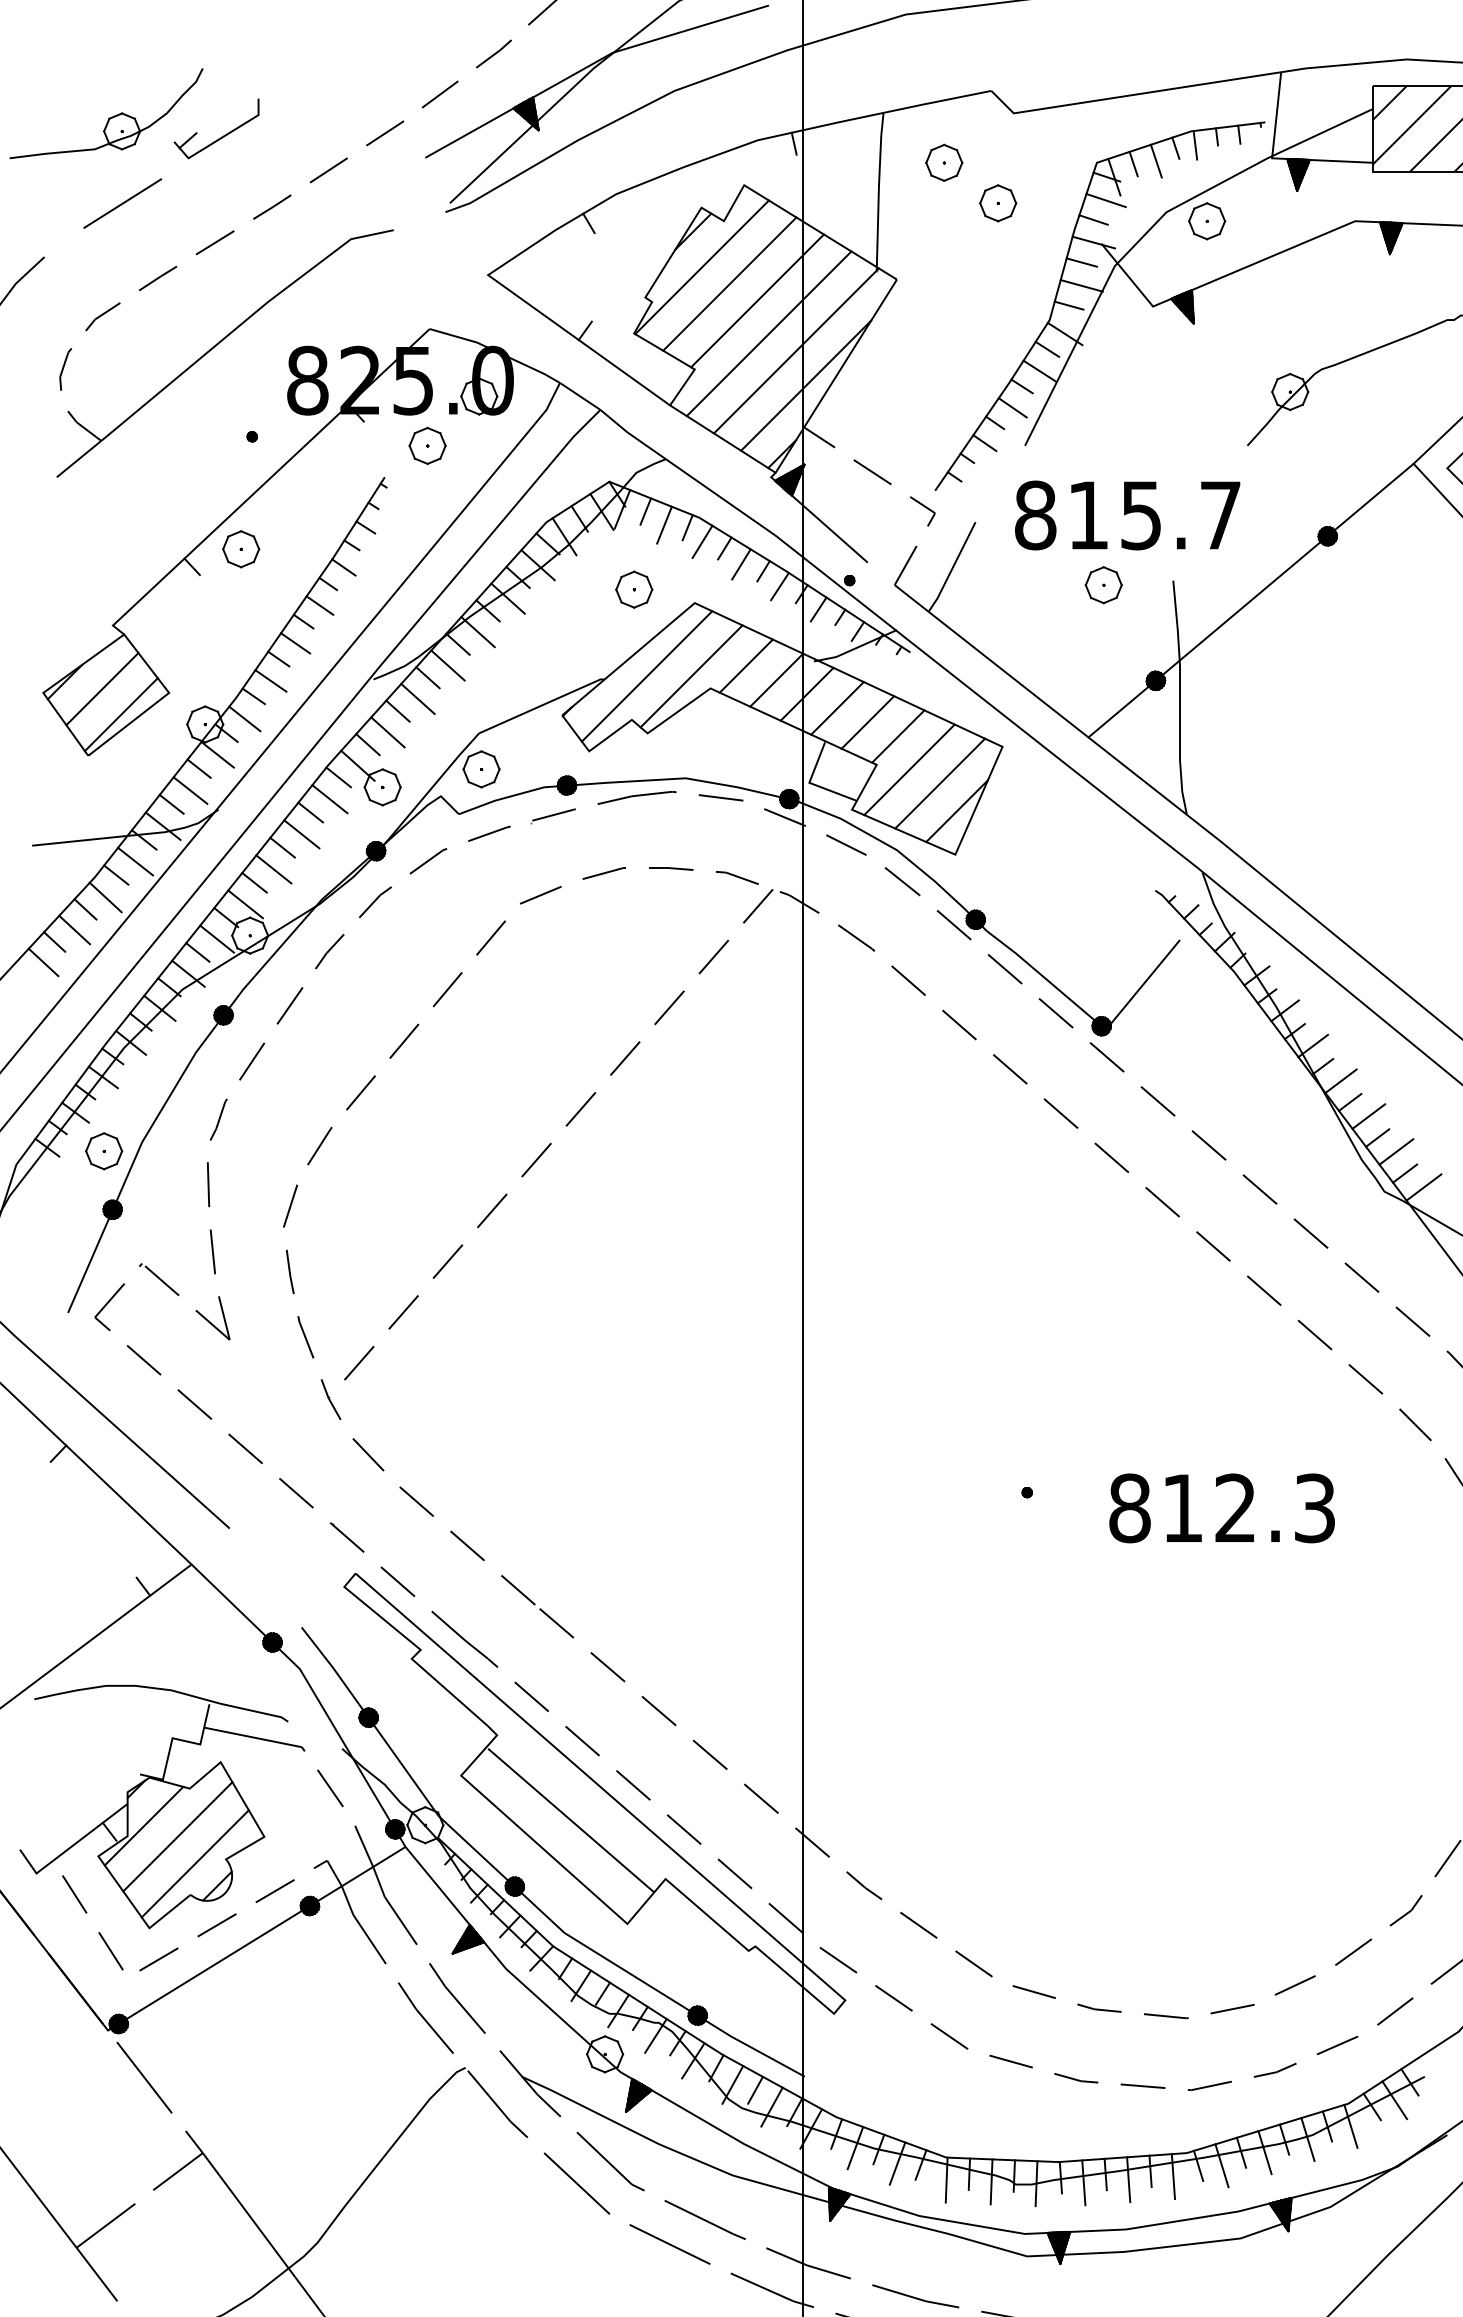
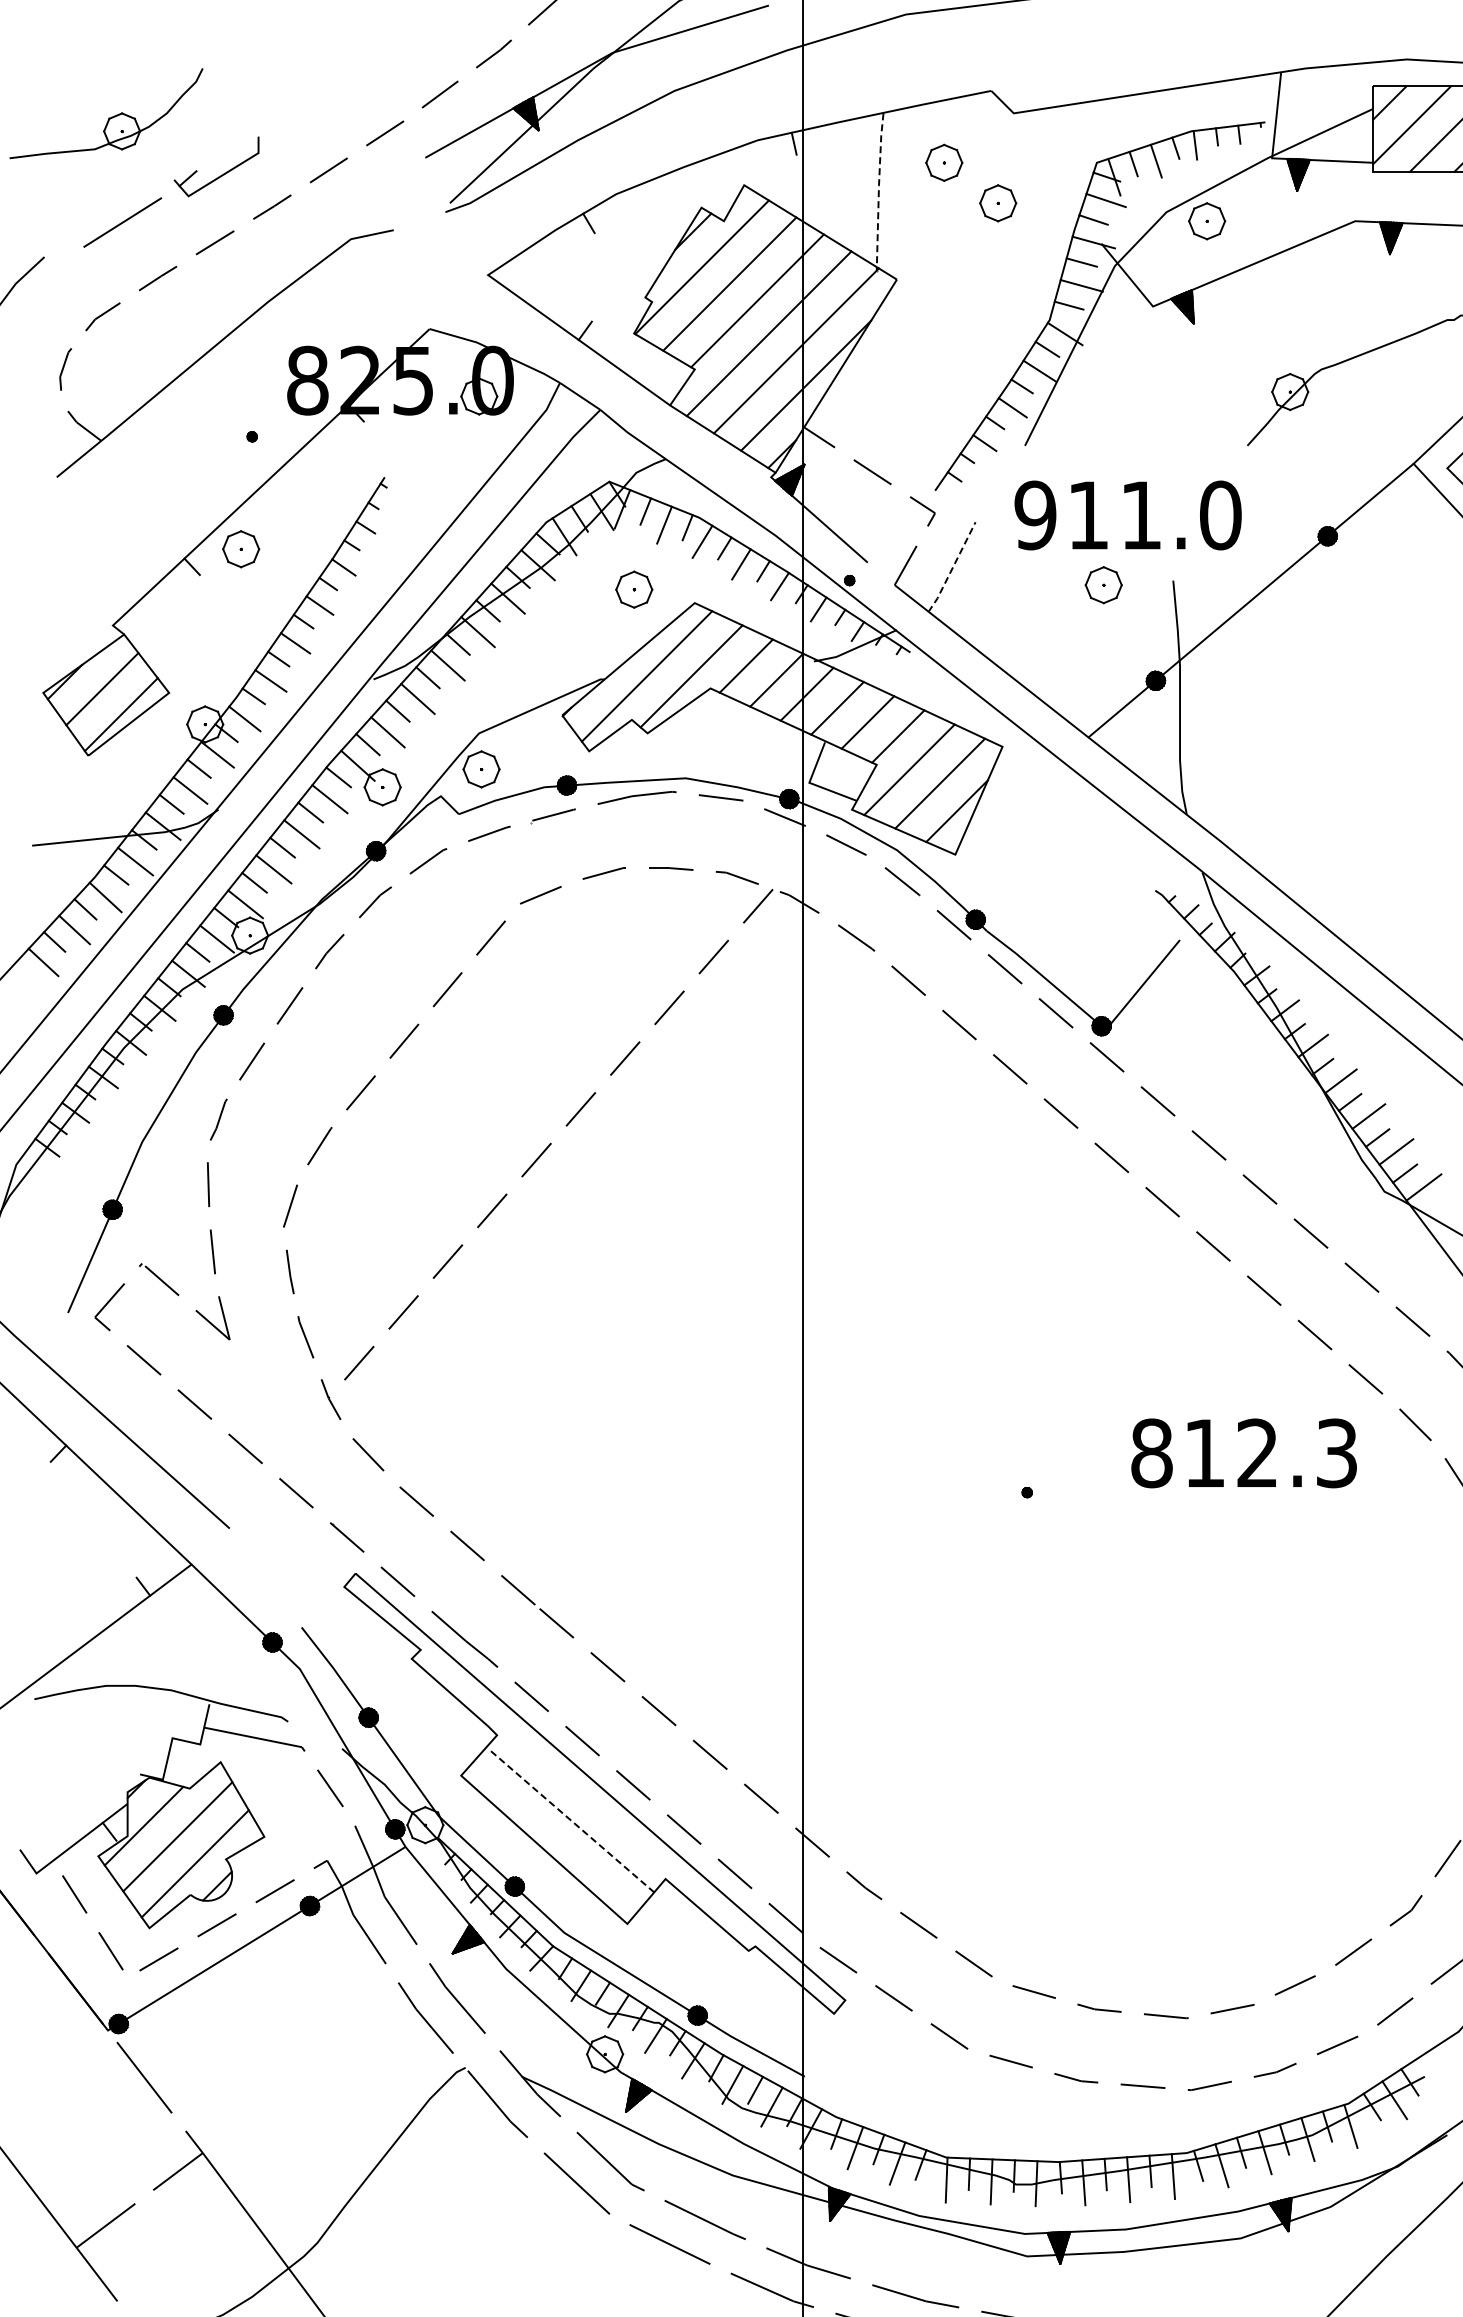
part position: (221, 136) -> (221, 174) (221, 174)
line: solid -> dashed (878, 191)
line position: (122, 203) -> (122, 222) (122, 222)
part: present -> none (427, 445)
text: 815.7 -> 911.0 (1127, 515)
line: solid -> dashed (952, 568)
part: present -> none (104, 1151)
text position: (1221, 1508) -> (1243, 1453) (1243, 1453)
line: solid -> dashed (571, 1820)
